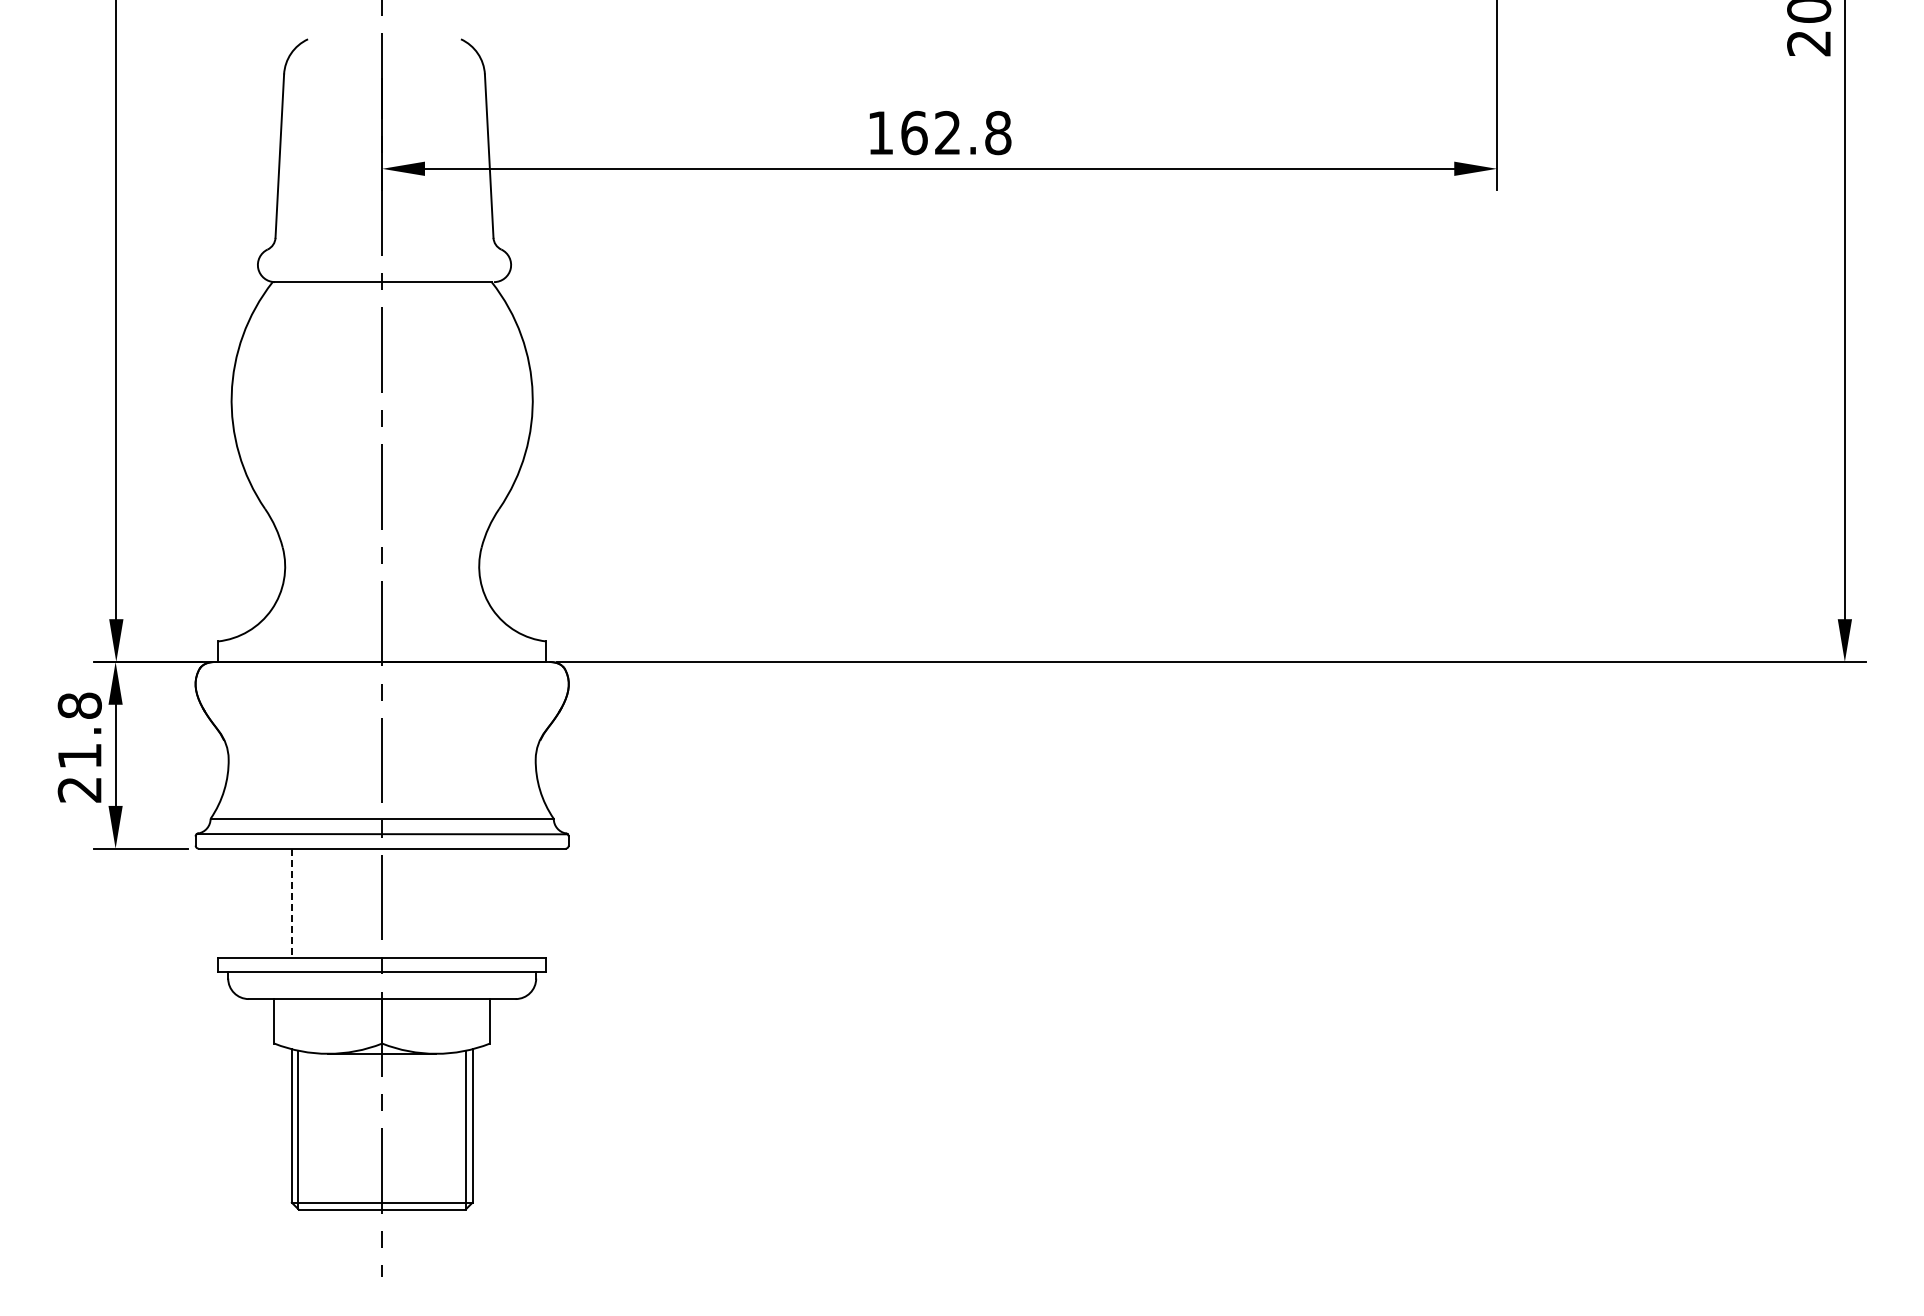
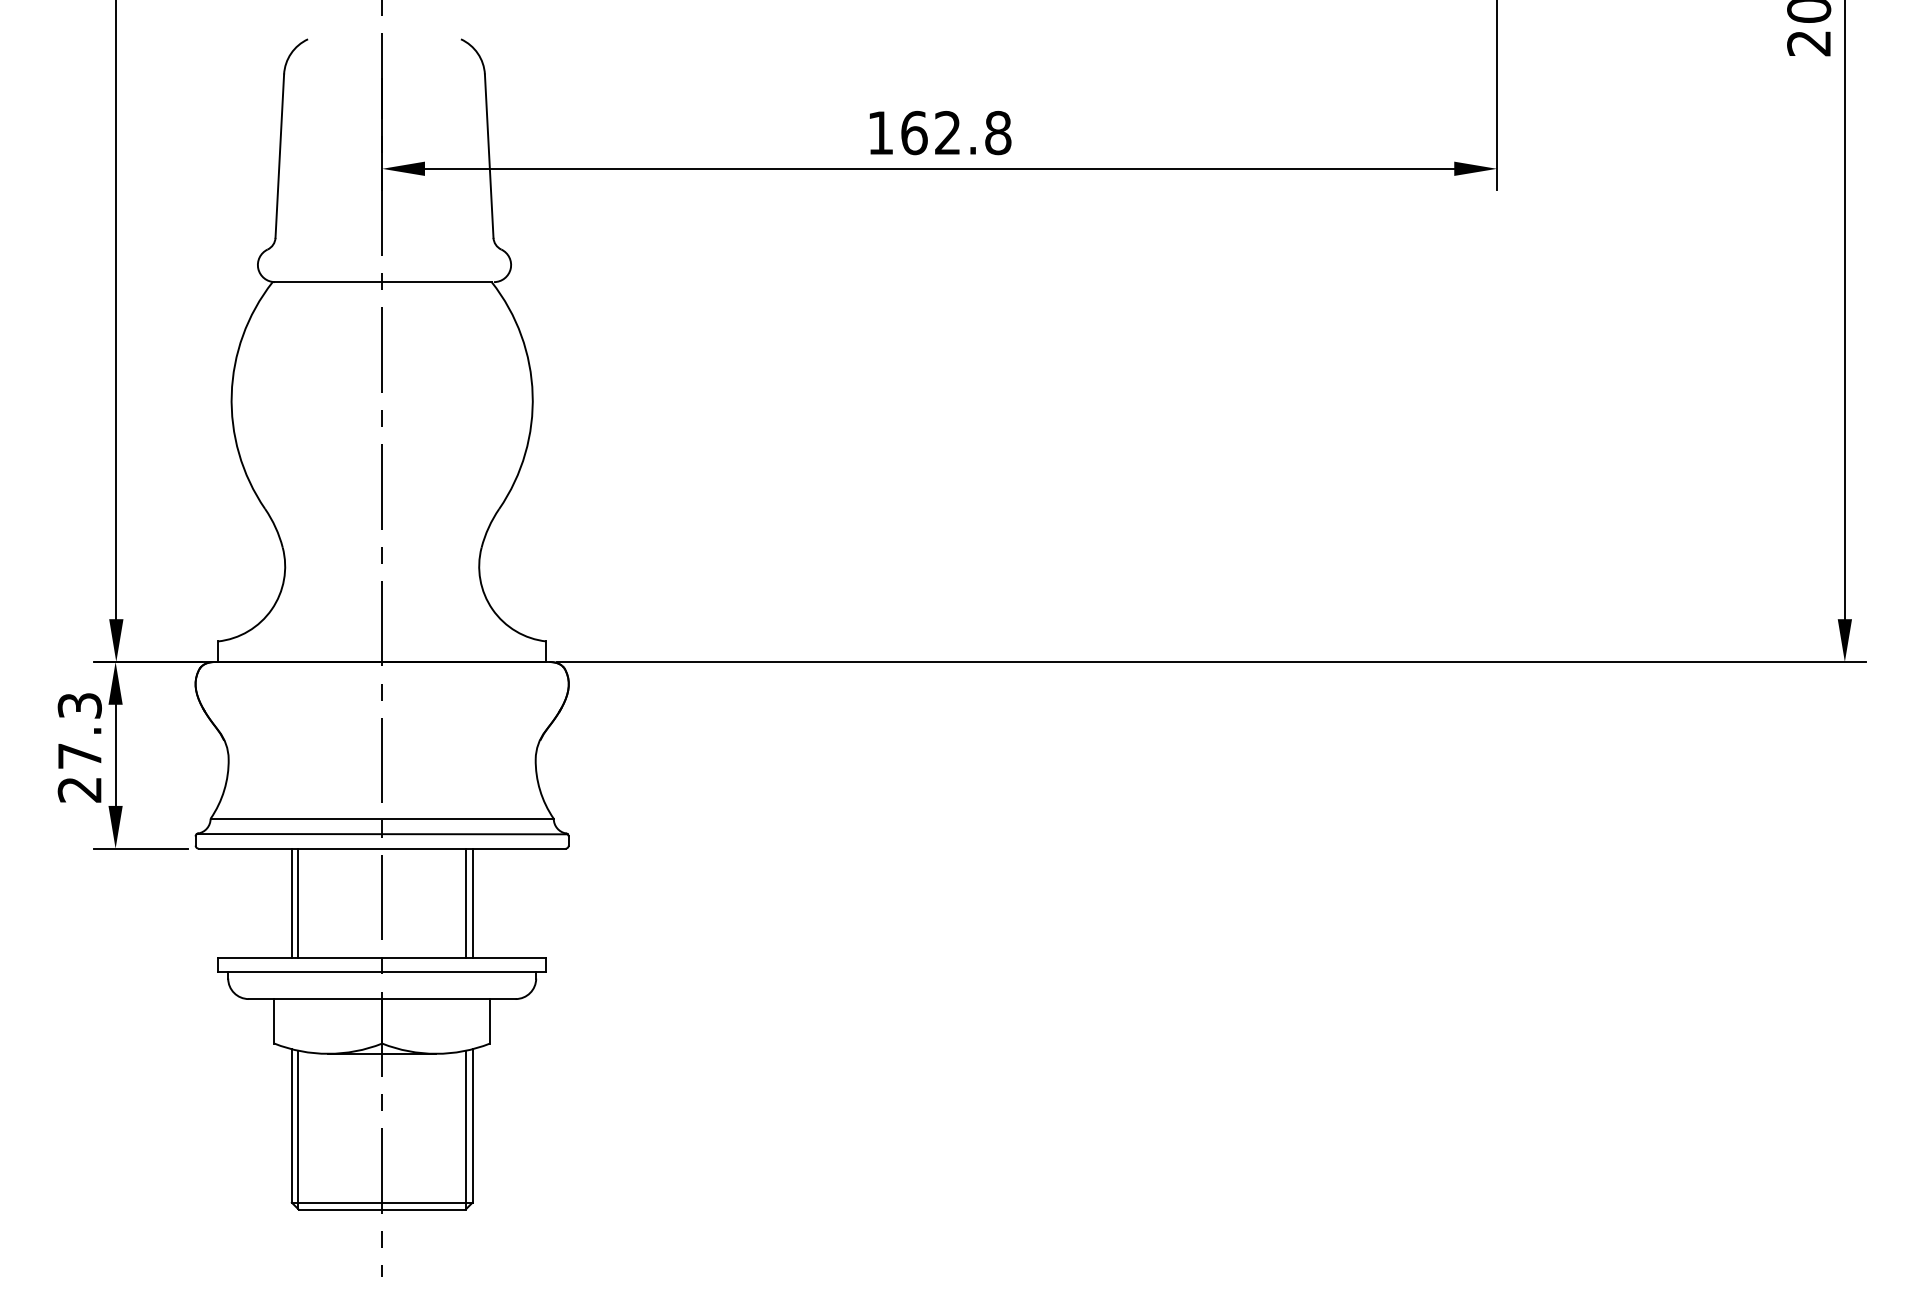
text: 21.8 -> 27.3 (79, 730)
line: dashed -> solid (291, 903)
line: none -> present (298, 903)
line: none -> present (466, 903)
line: none -> present (472, 903)
